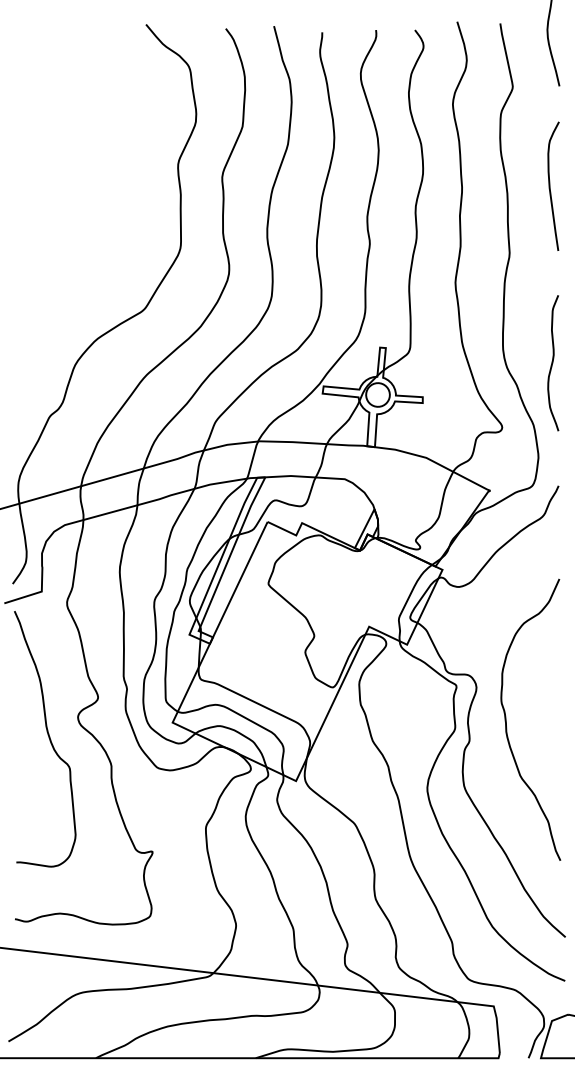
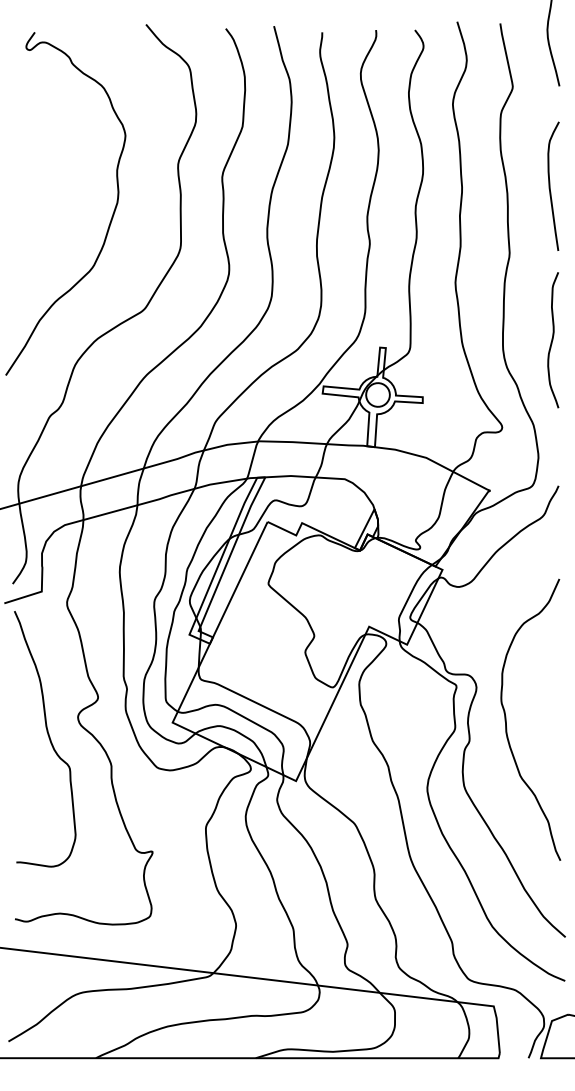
curve: none -> present (110, 219)
curve position: (553, 363) -> (553, 340) (553, 340)
